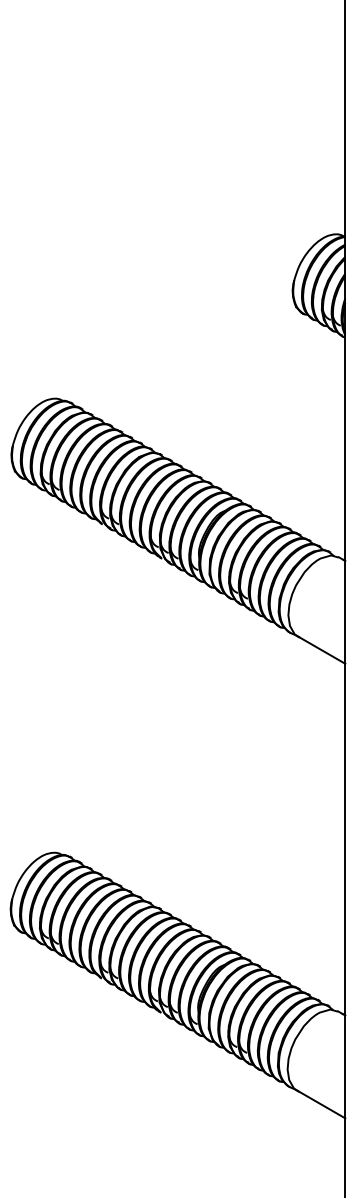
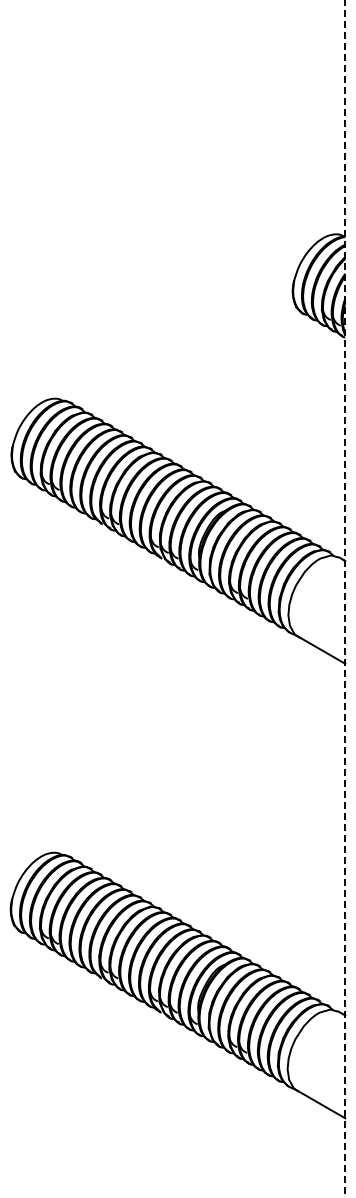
line: solid -> dashed (345, 598)
